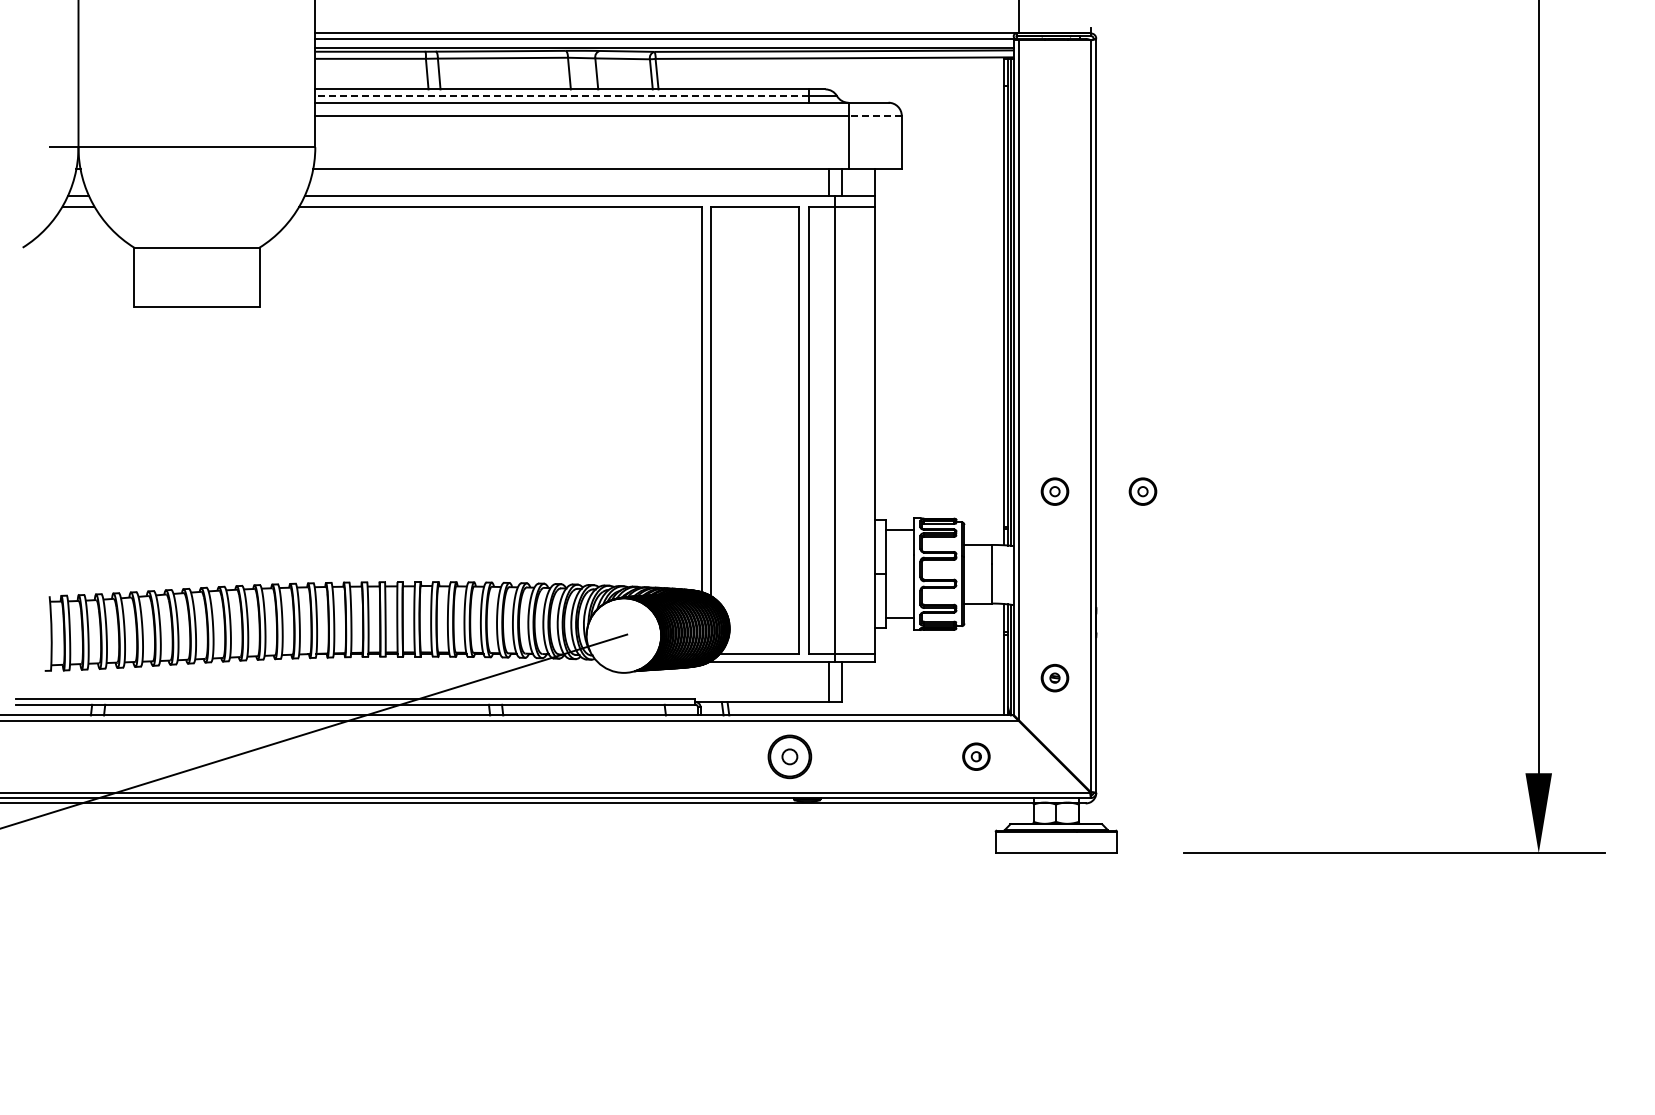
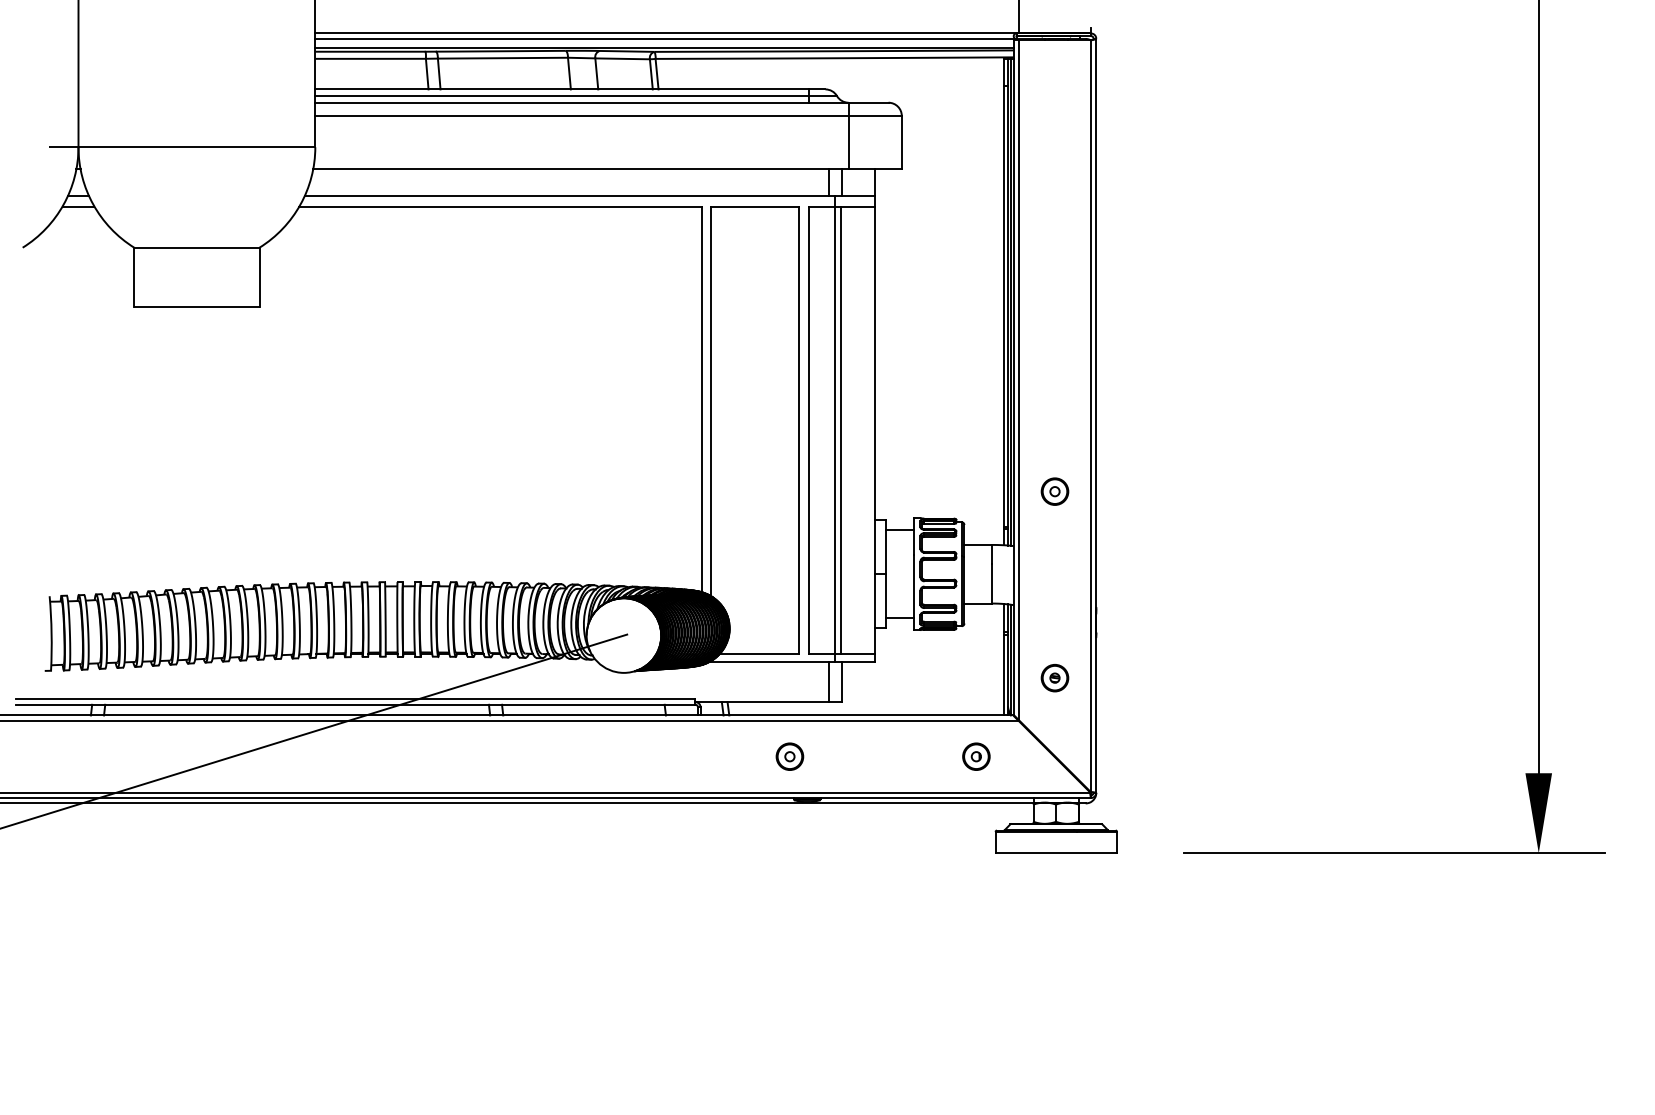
line: dashed -> solid (561, 96)
line: dashed -> solid (875, 116)
line: none -> present (840, 430)
part: present -> none (1142, 491)
part size: 46x46 px -> 30x29 px (789, 756)
